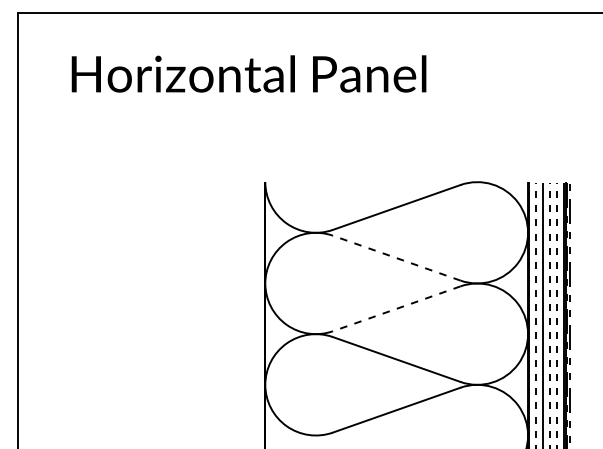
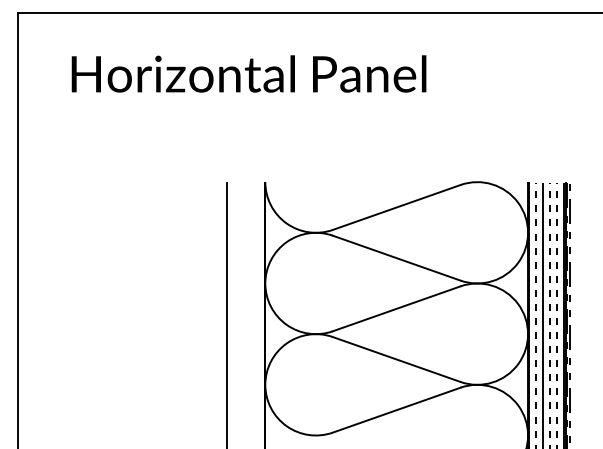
line: dashed -> solid (396, 258)
line: dashed -> solid (396, 308)
line: none -> present (227, 314)
